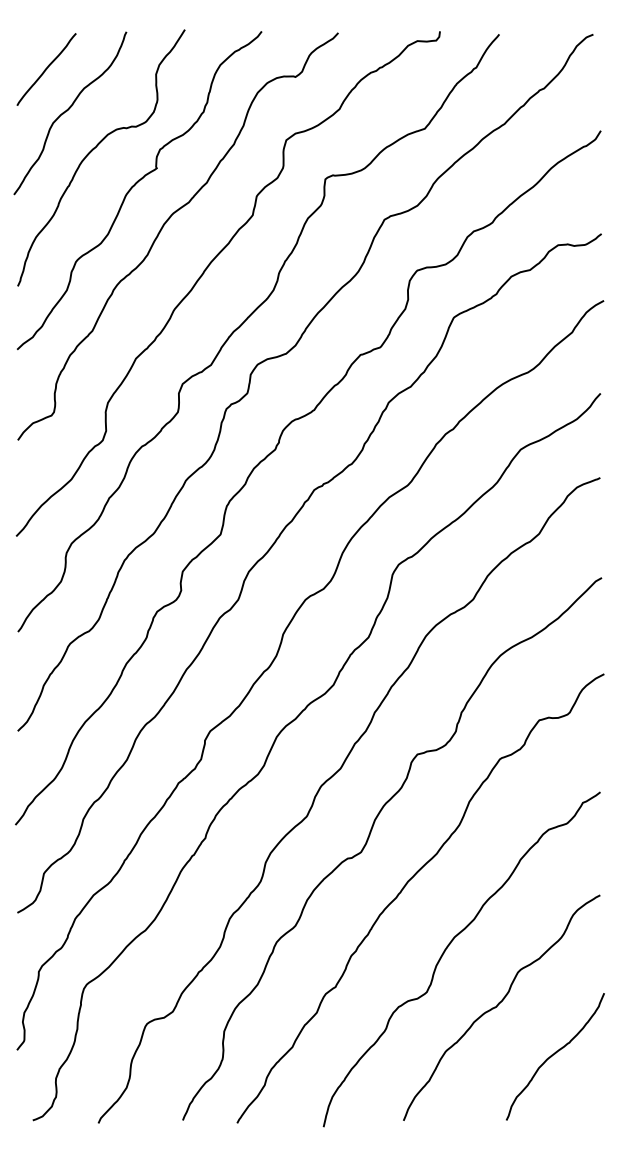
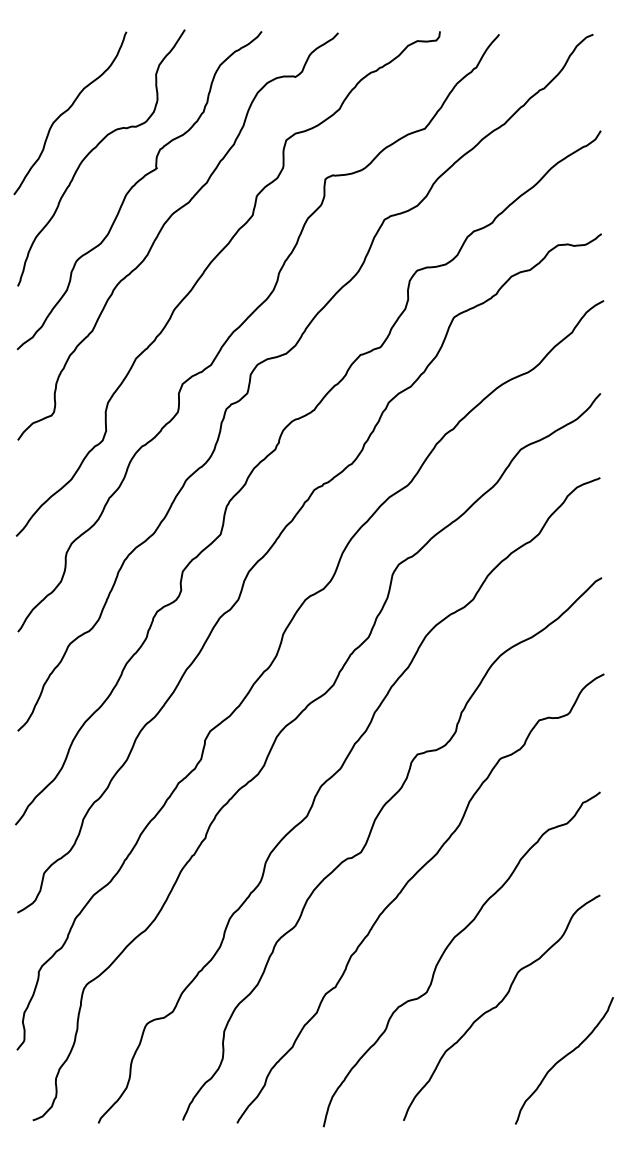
curve: present -> none (46, 69)
curve position: (555, 1054) -> (564, 1058) (564, 1058)
